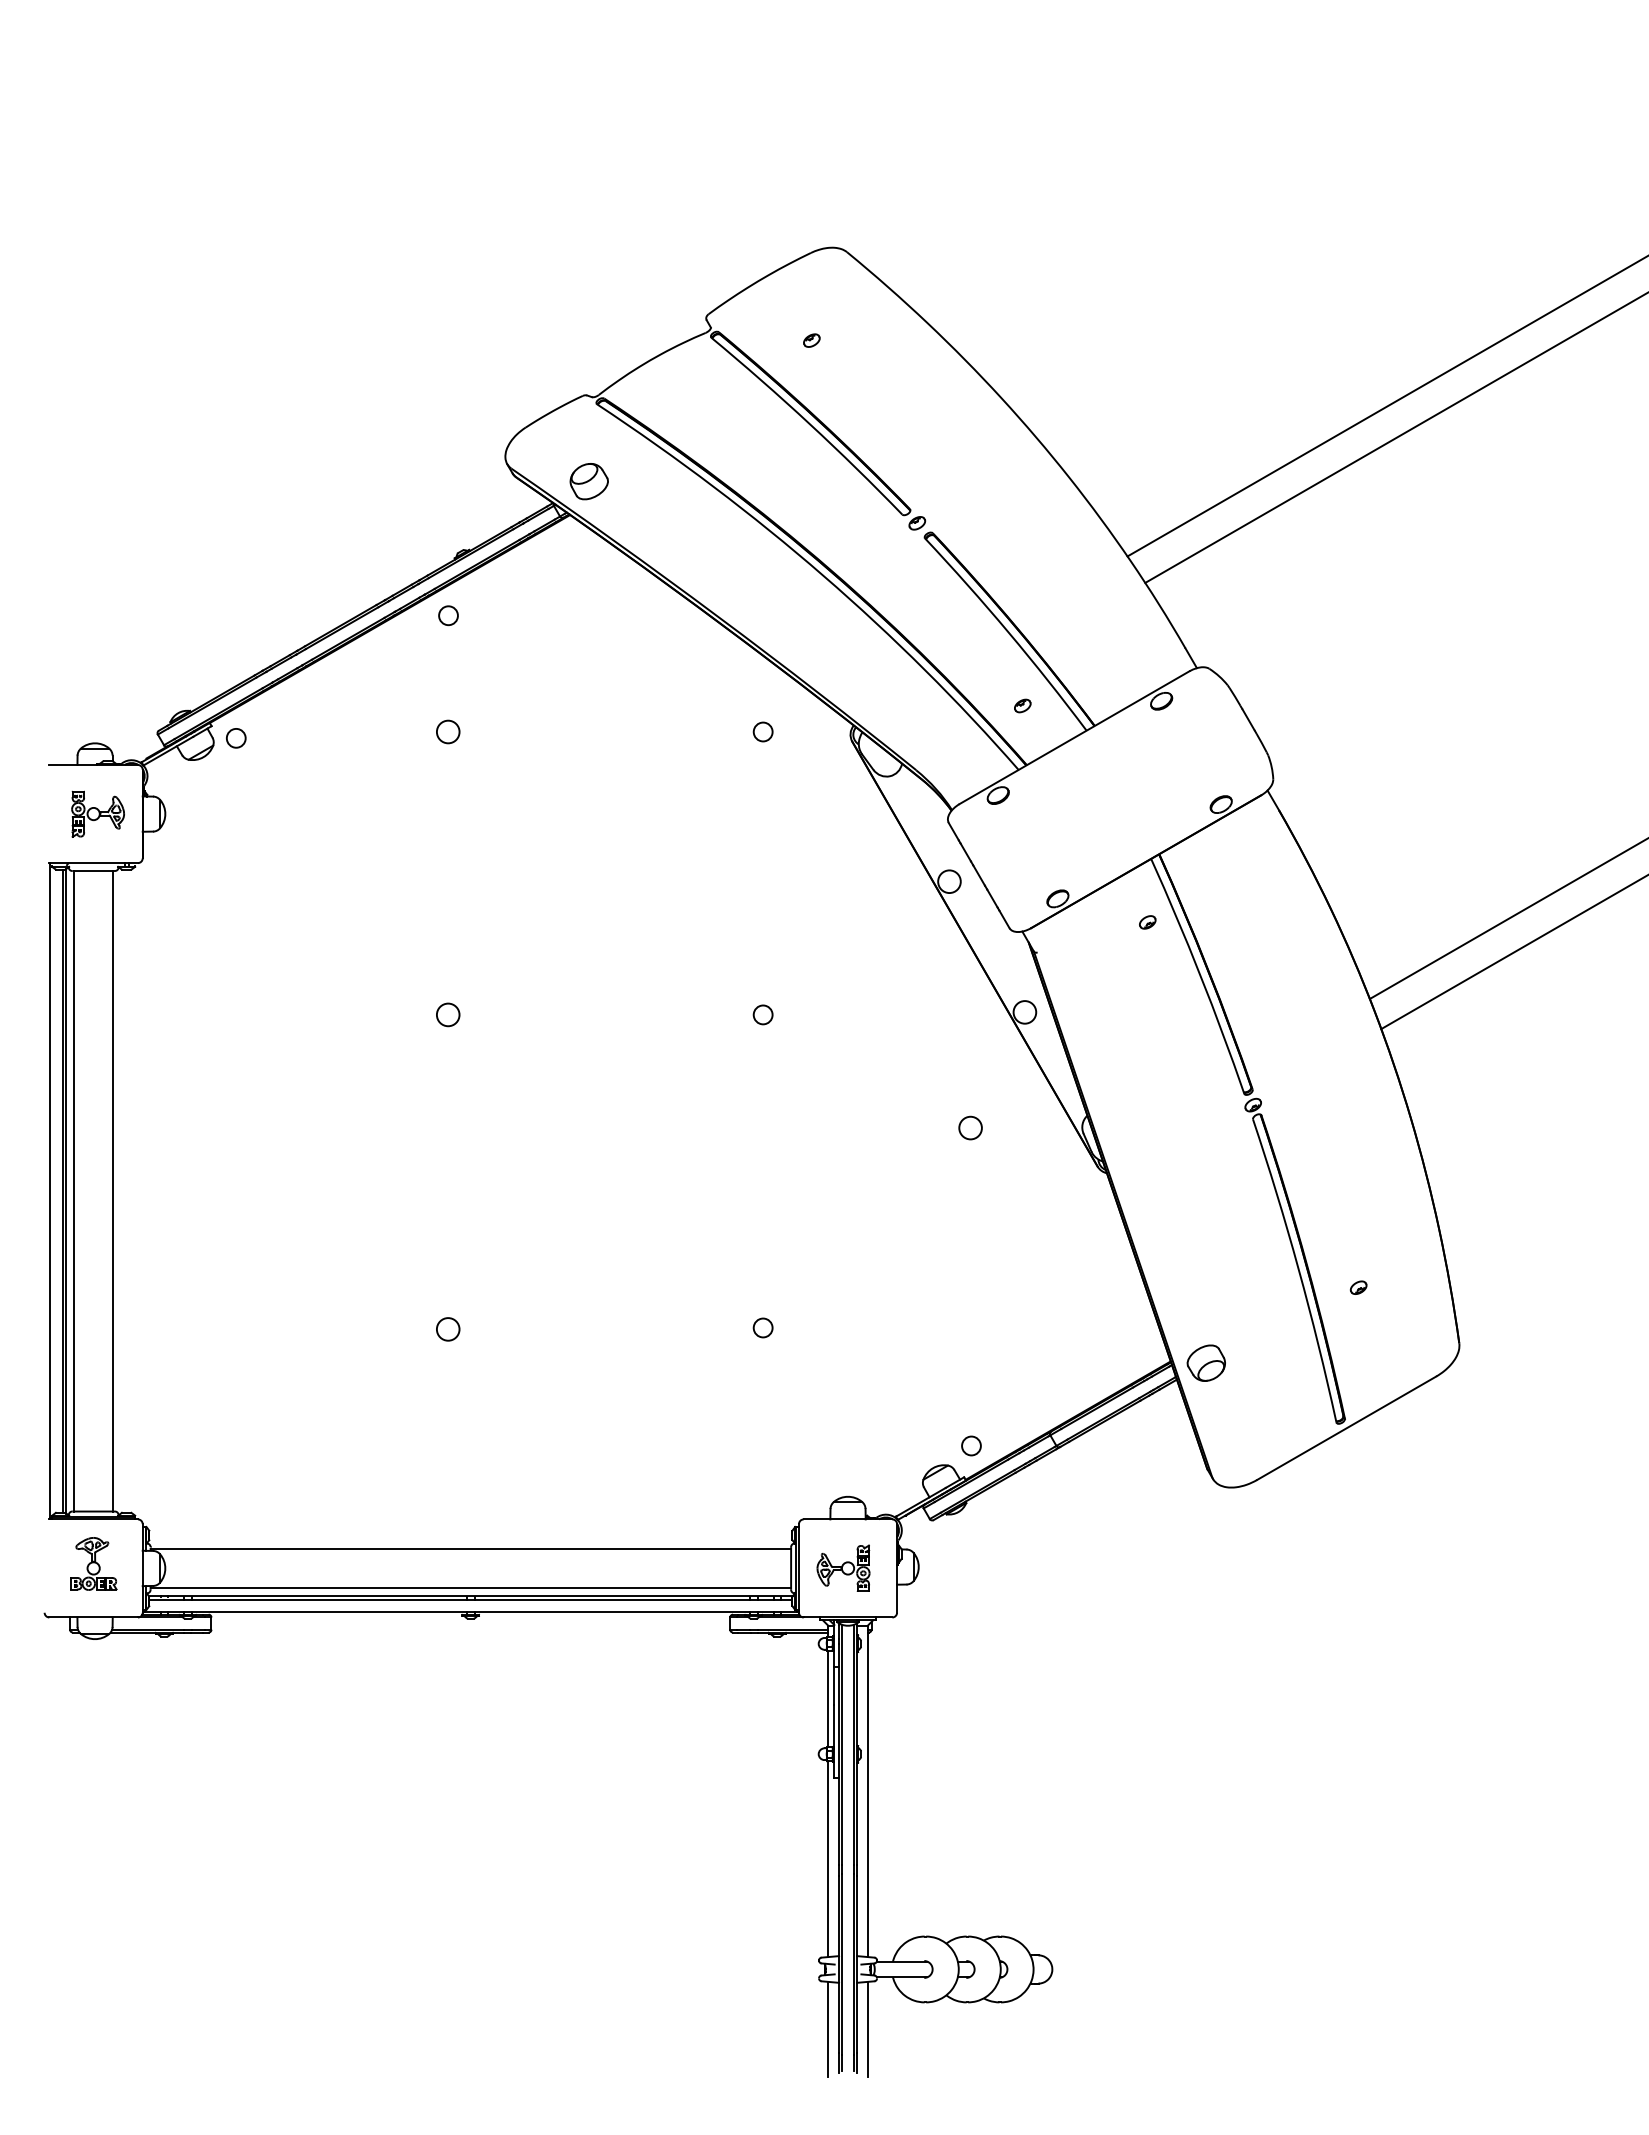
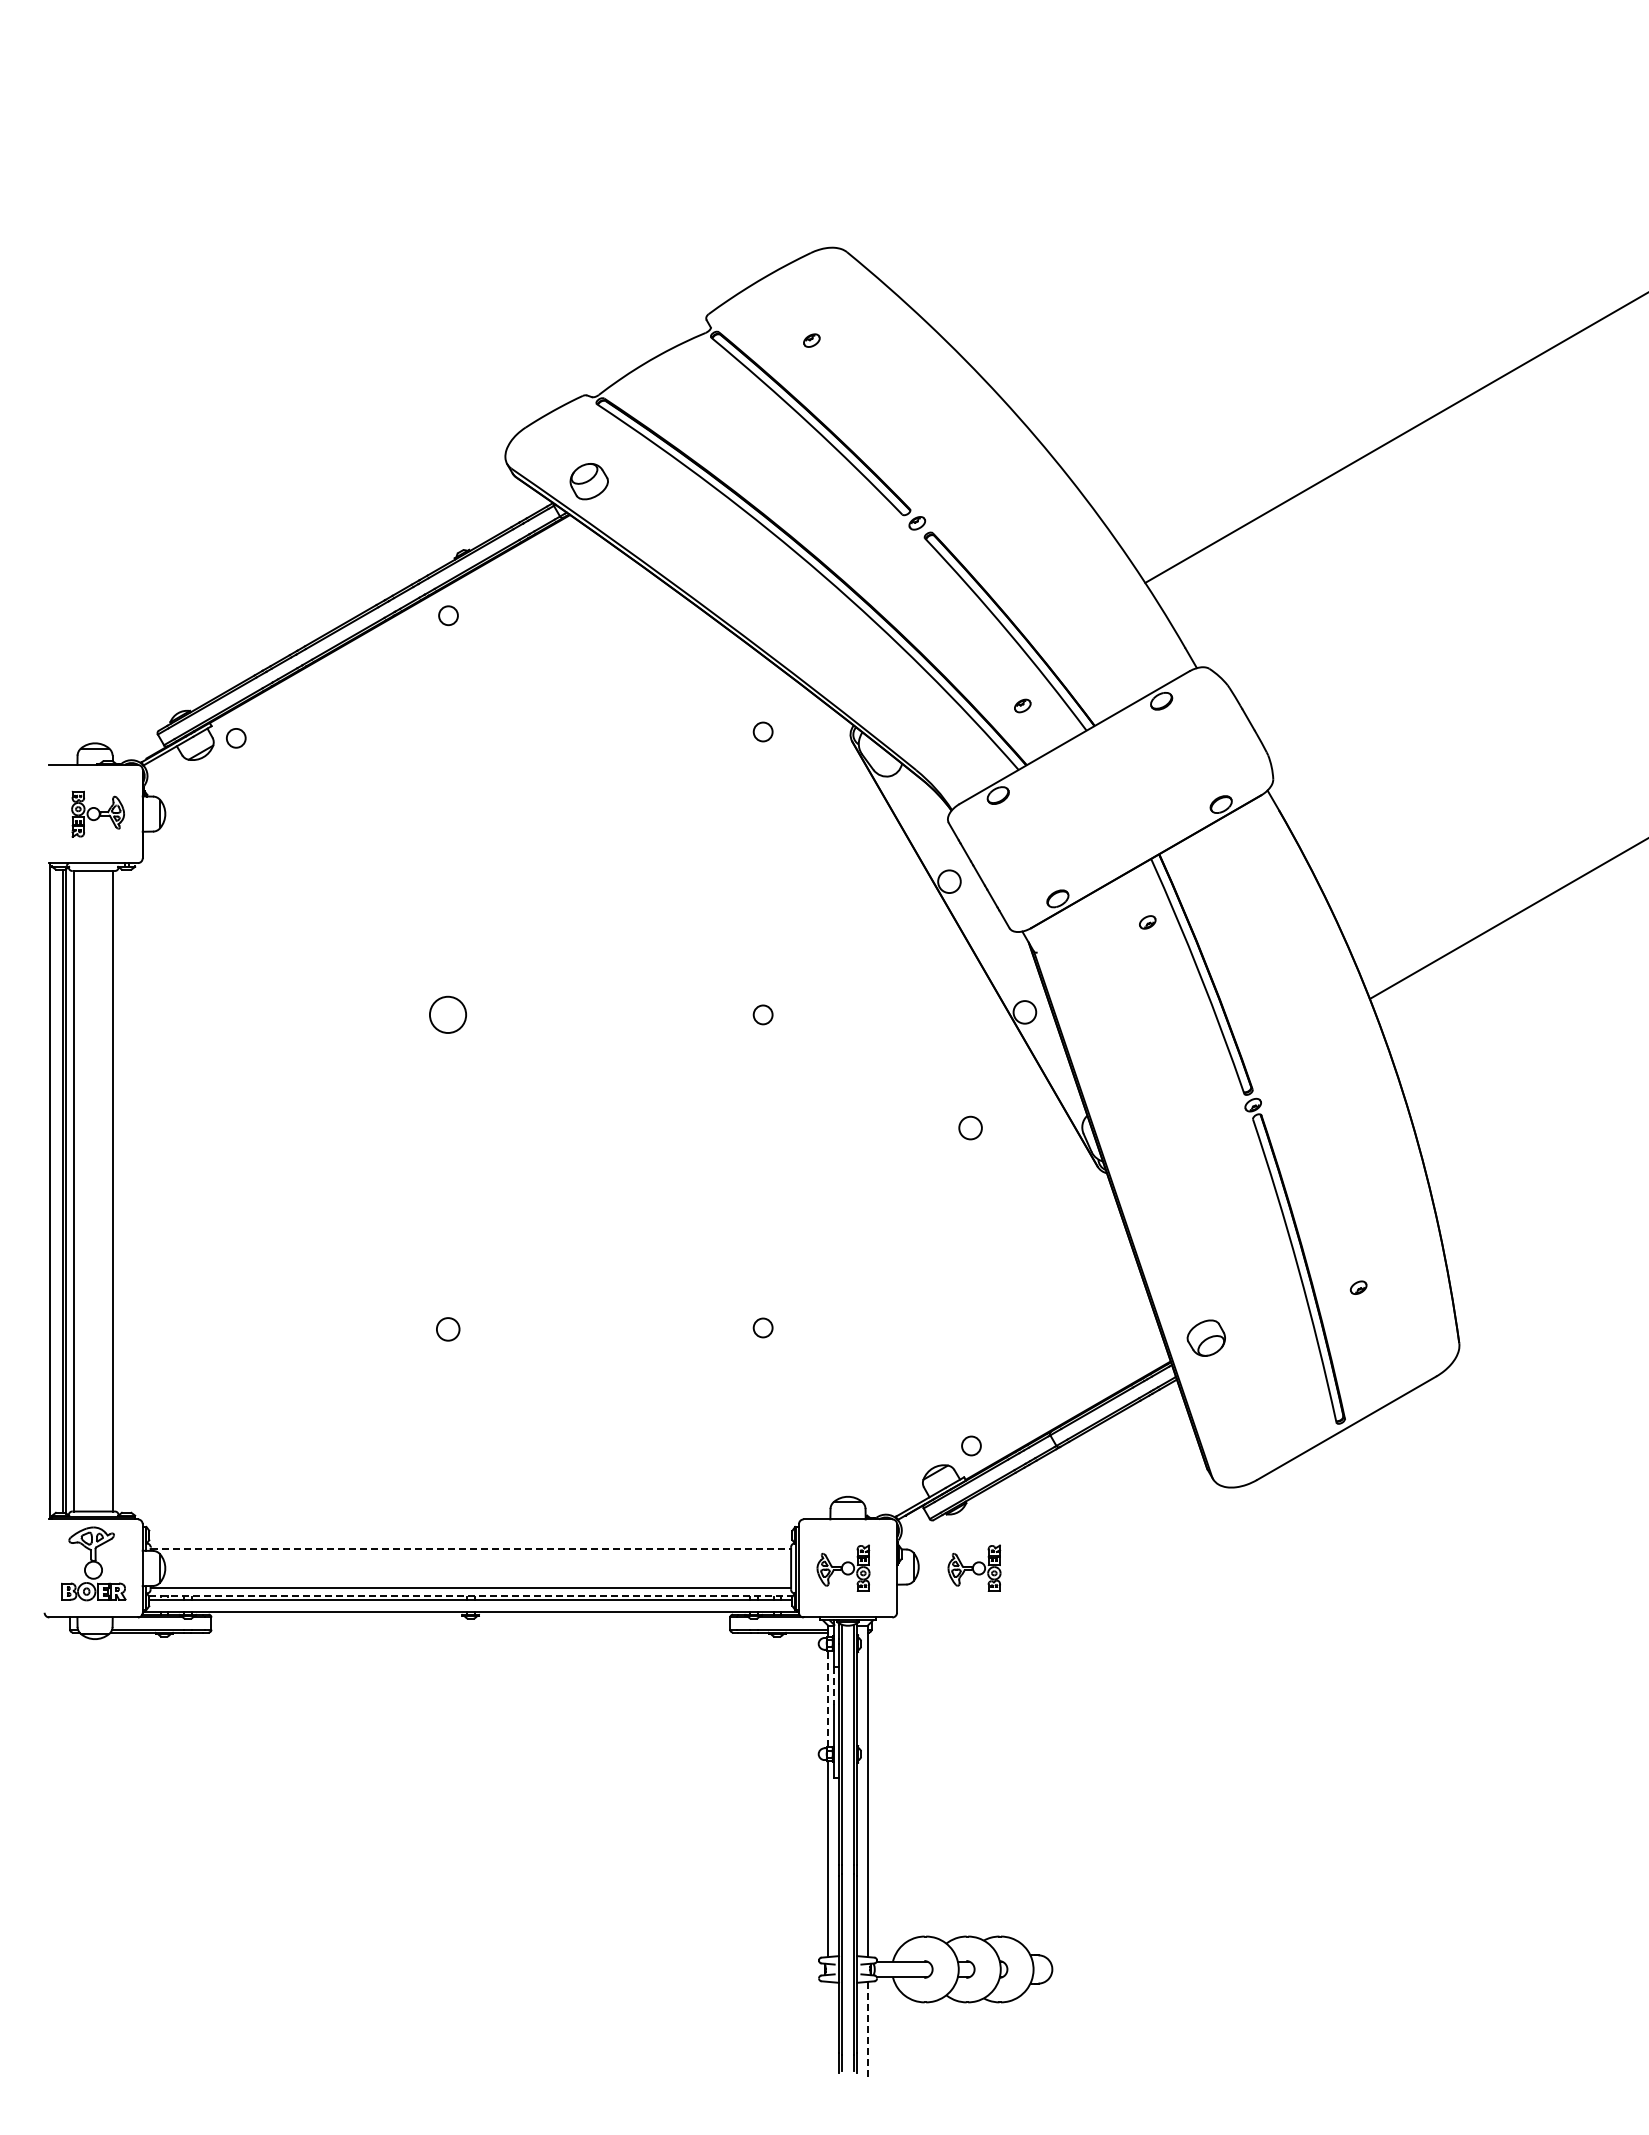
line: present -> none (1386, 406)
circle: present -> none (448, 731)
line: present -> none (1513, 952)
circle size: 25x26 px -> 38x39 px (447, 1014)
part position: (1205, 1362) -> (1205, 1337) (1205, 1337)
line: solid -> dashed (471, 1548)
part size: 48x54 px -> 66x76 px (93, 1563)
part: none -> present (974, 1567)
line: solid -> dashed (471, 1595)
line: solid -> dashed (834, 1686)
line: solid -> dashed (828, 1698)
line: present -> none (828, 2029)
line: solid -> dashed (867, 2029)
